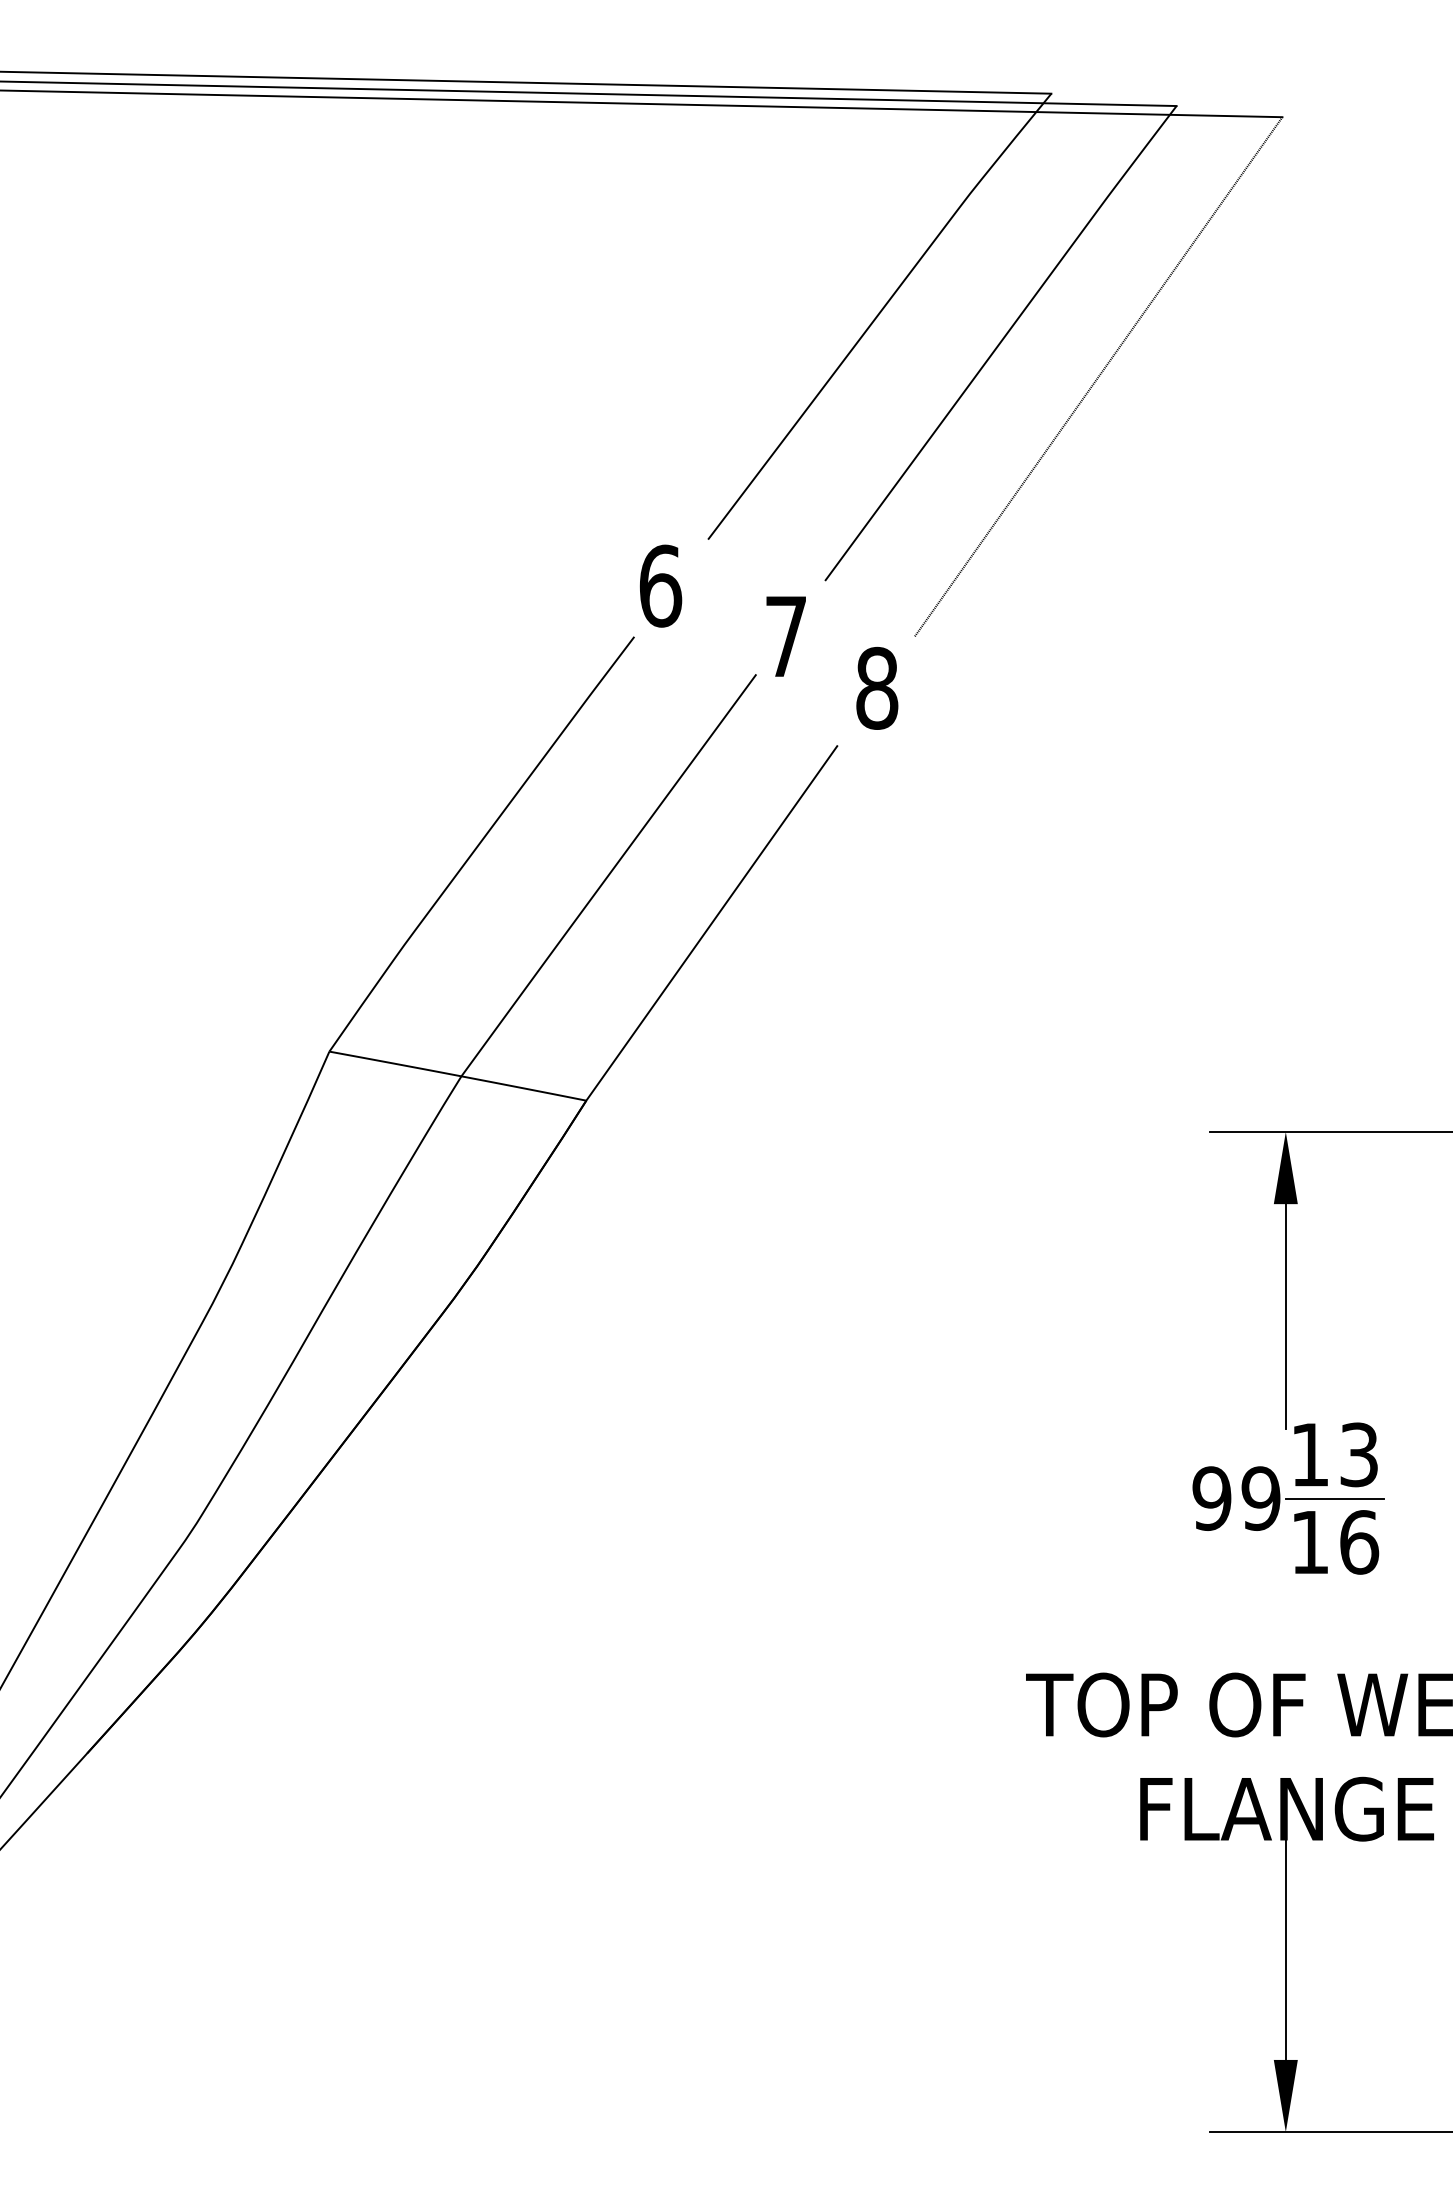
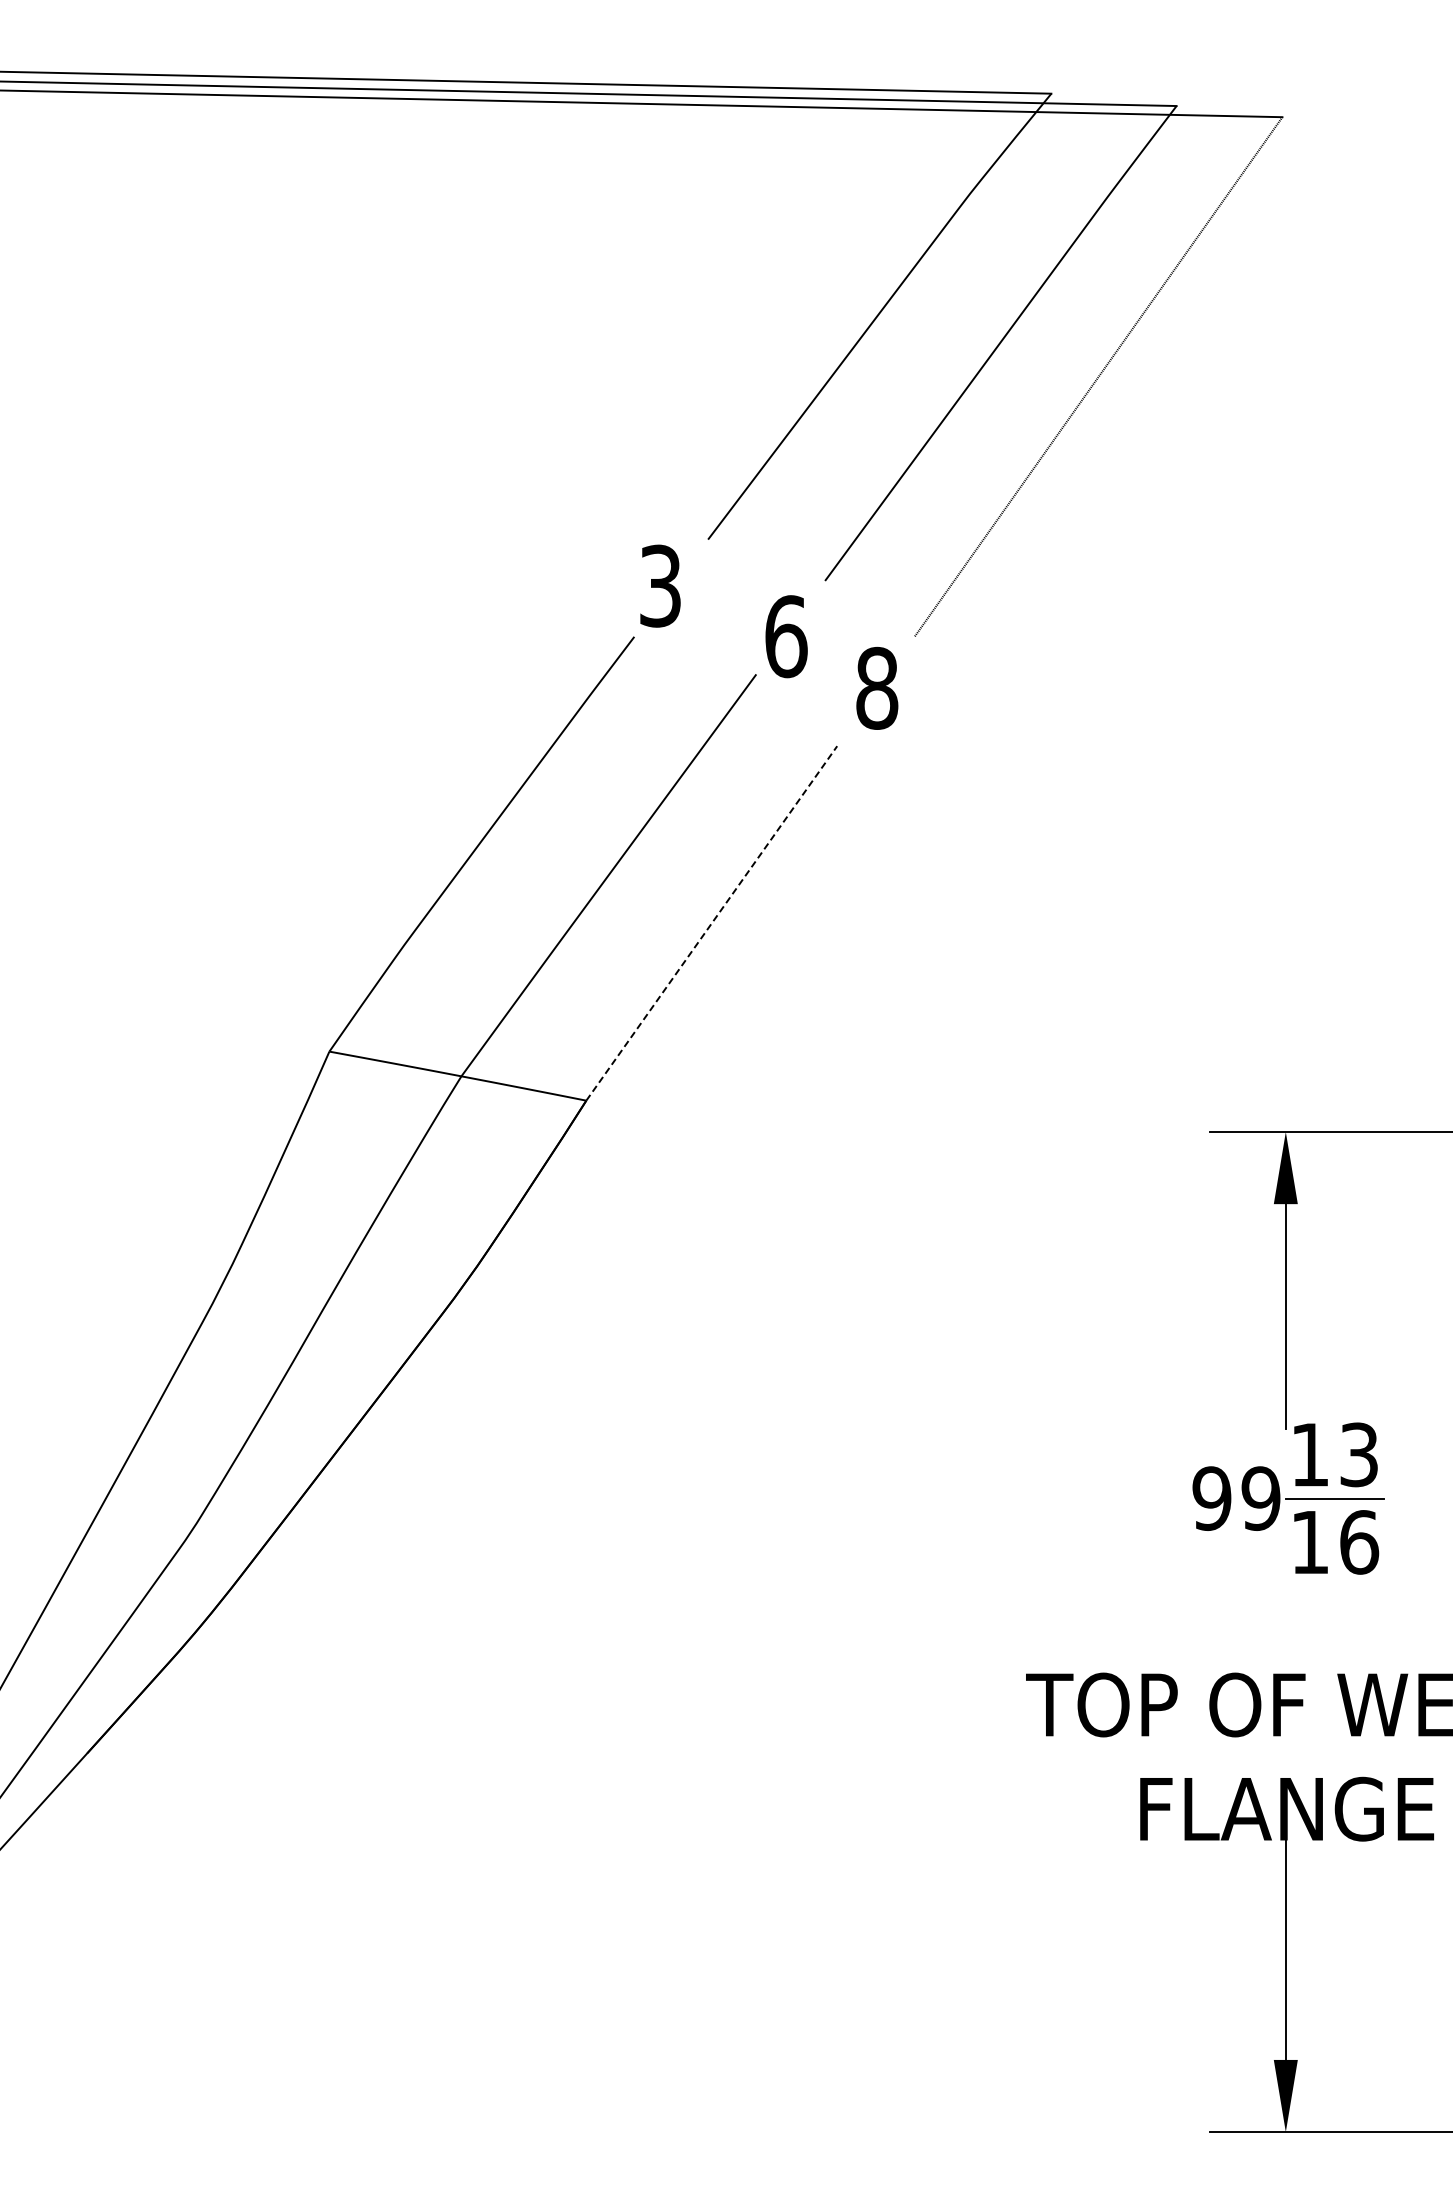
text: 6 -> 3 (660, 585)
text: 7 -> 6 (786, 636)
line: solid -> dashed (712, 923)
